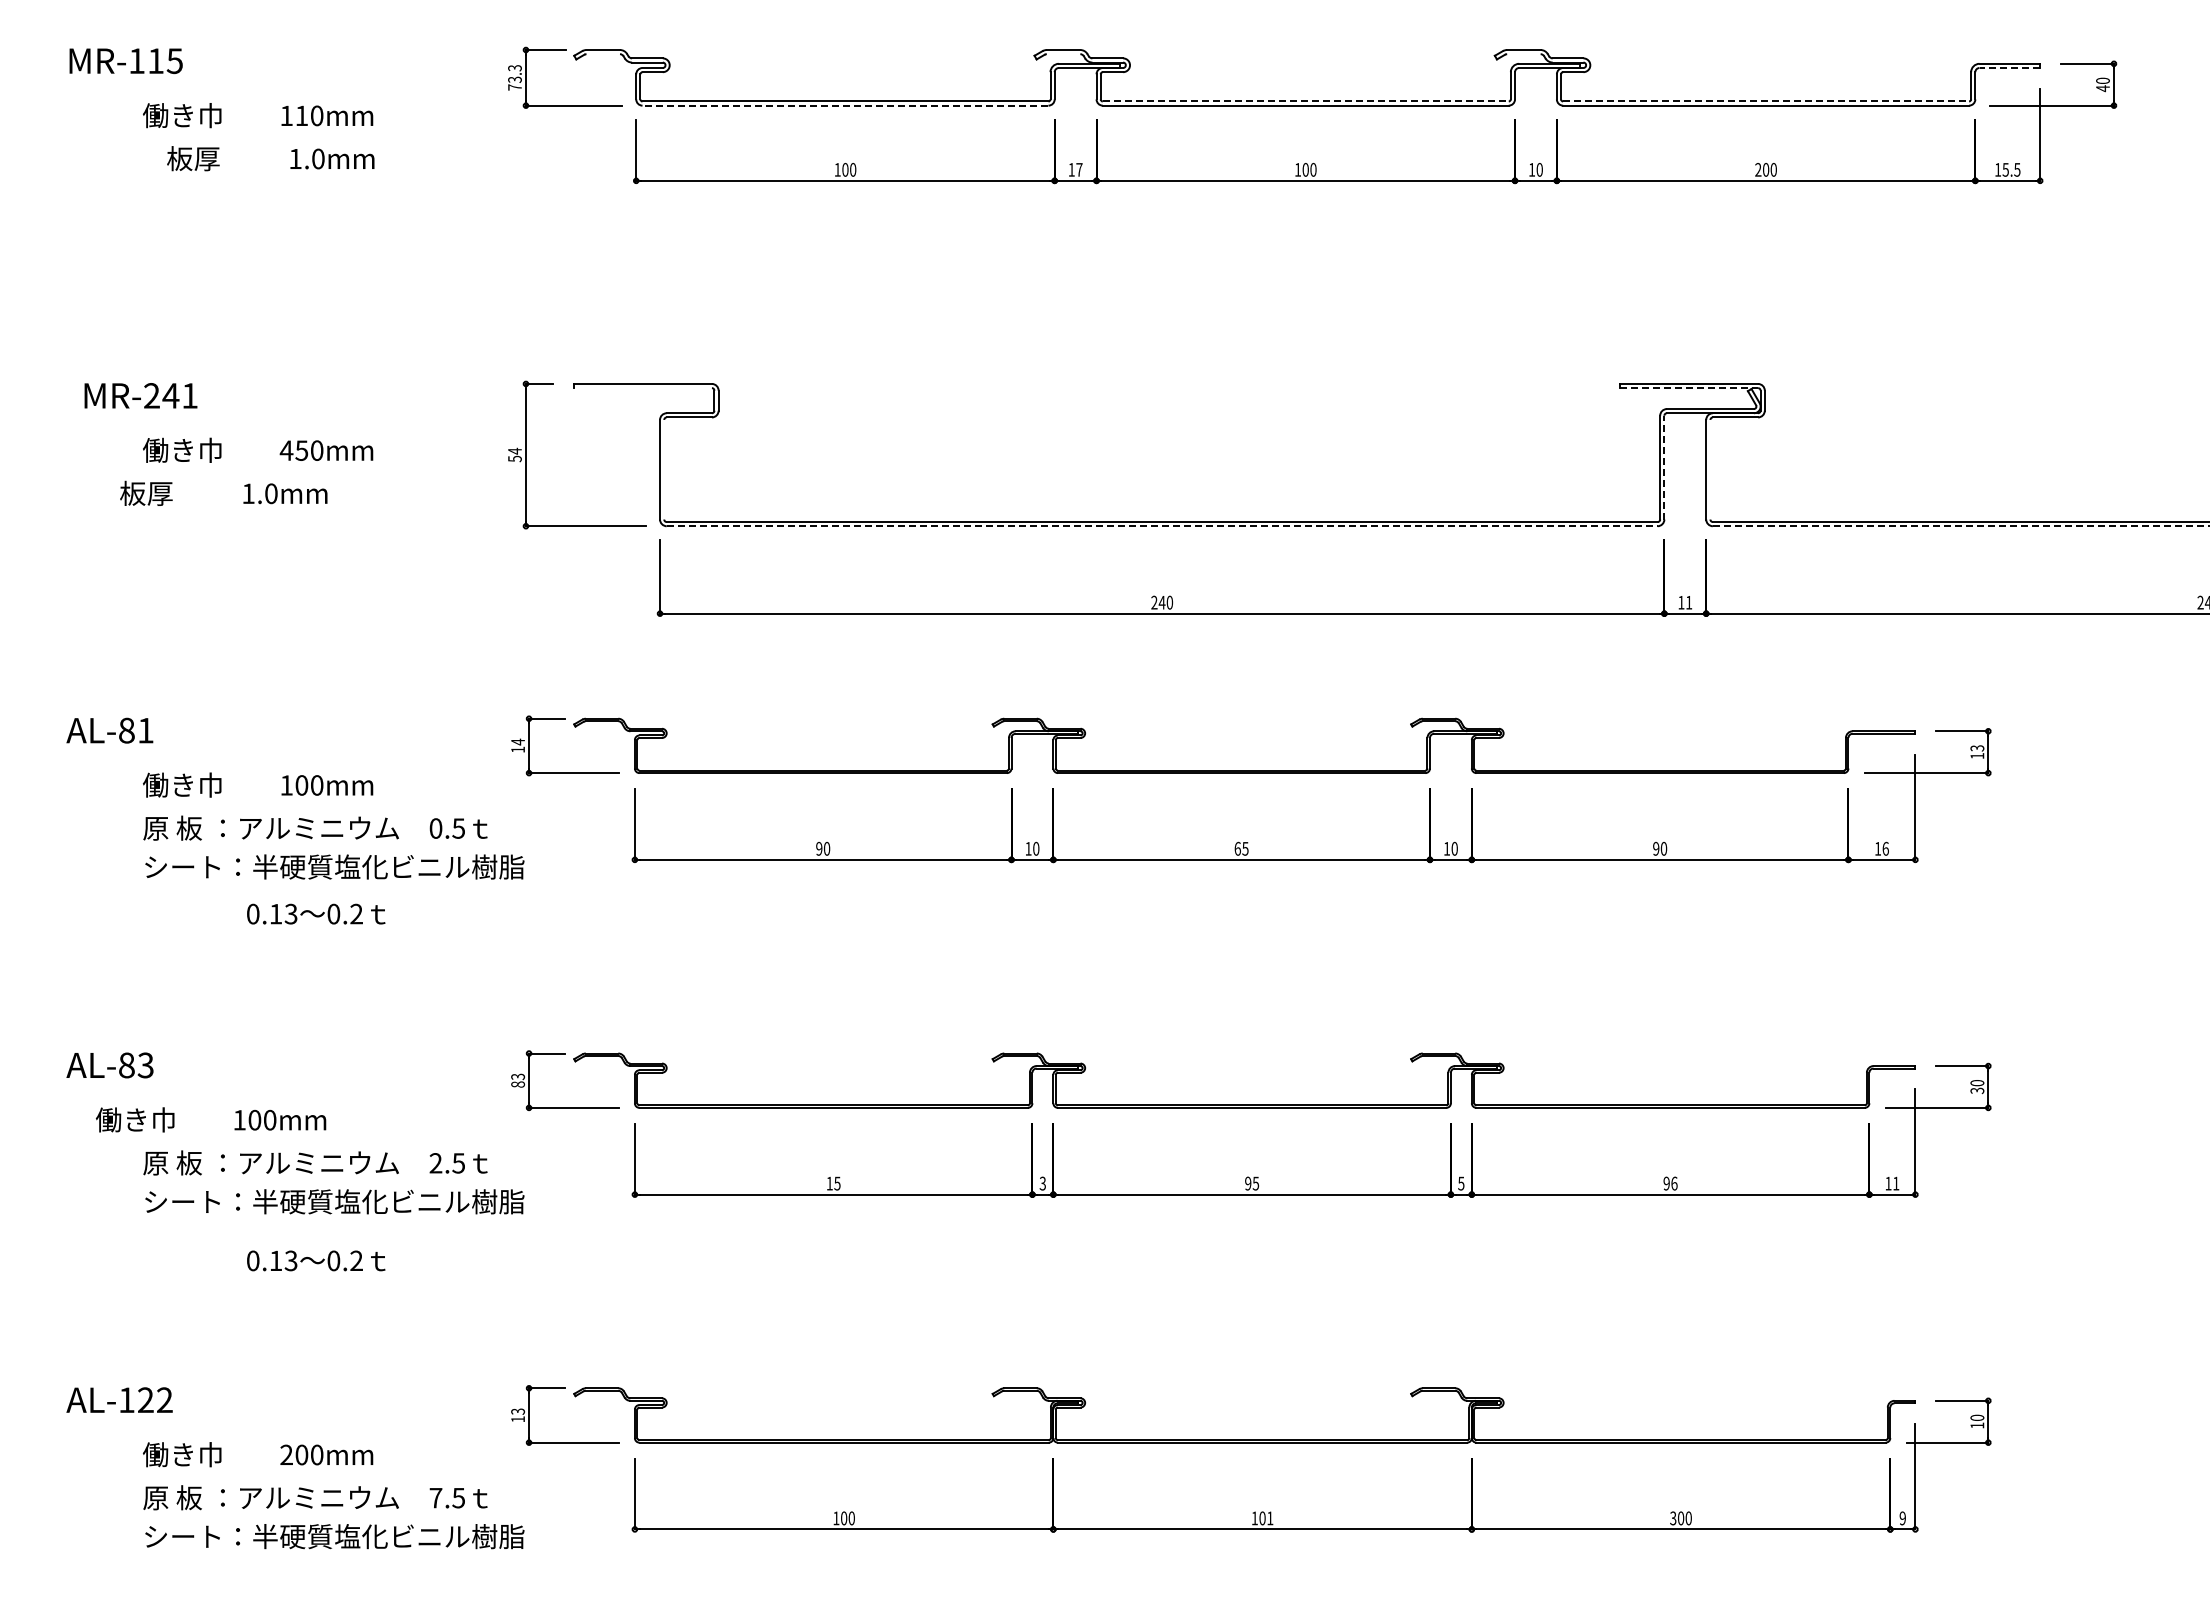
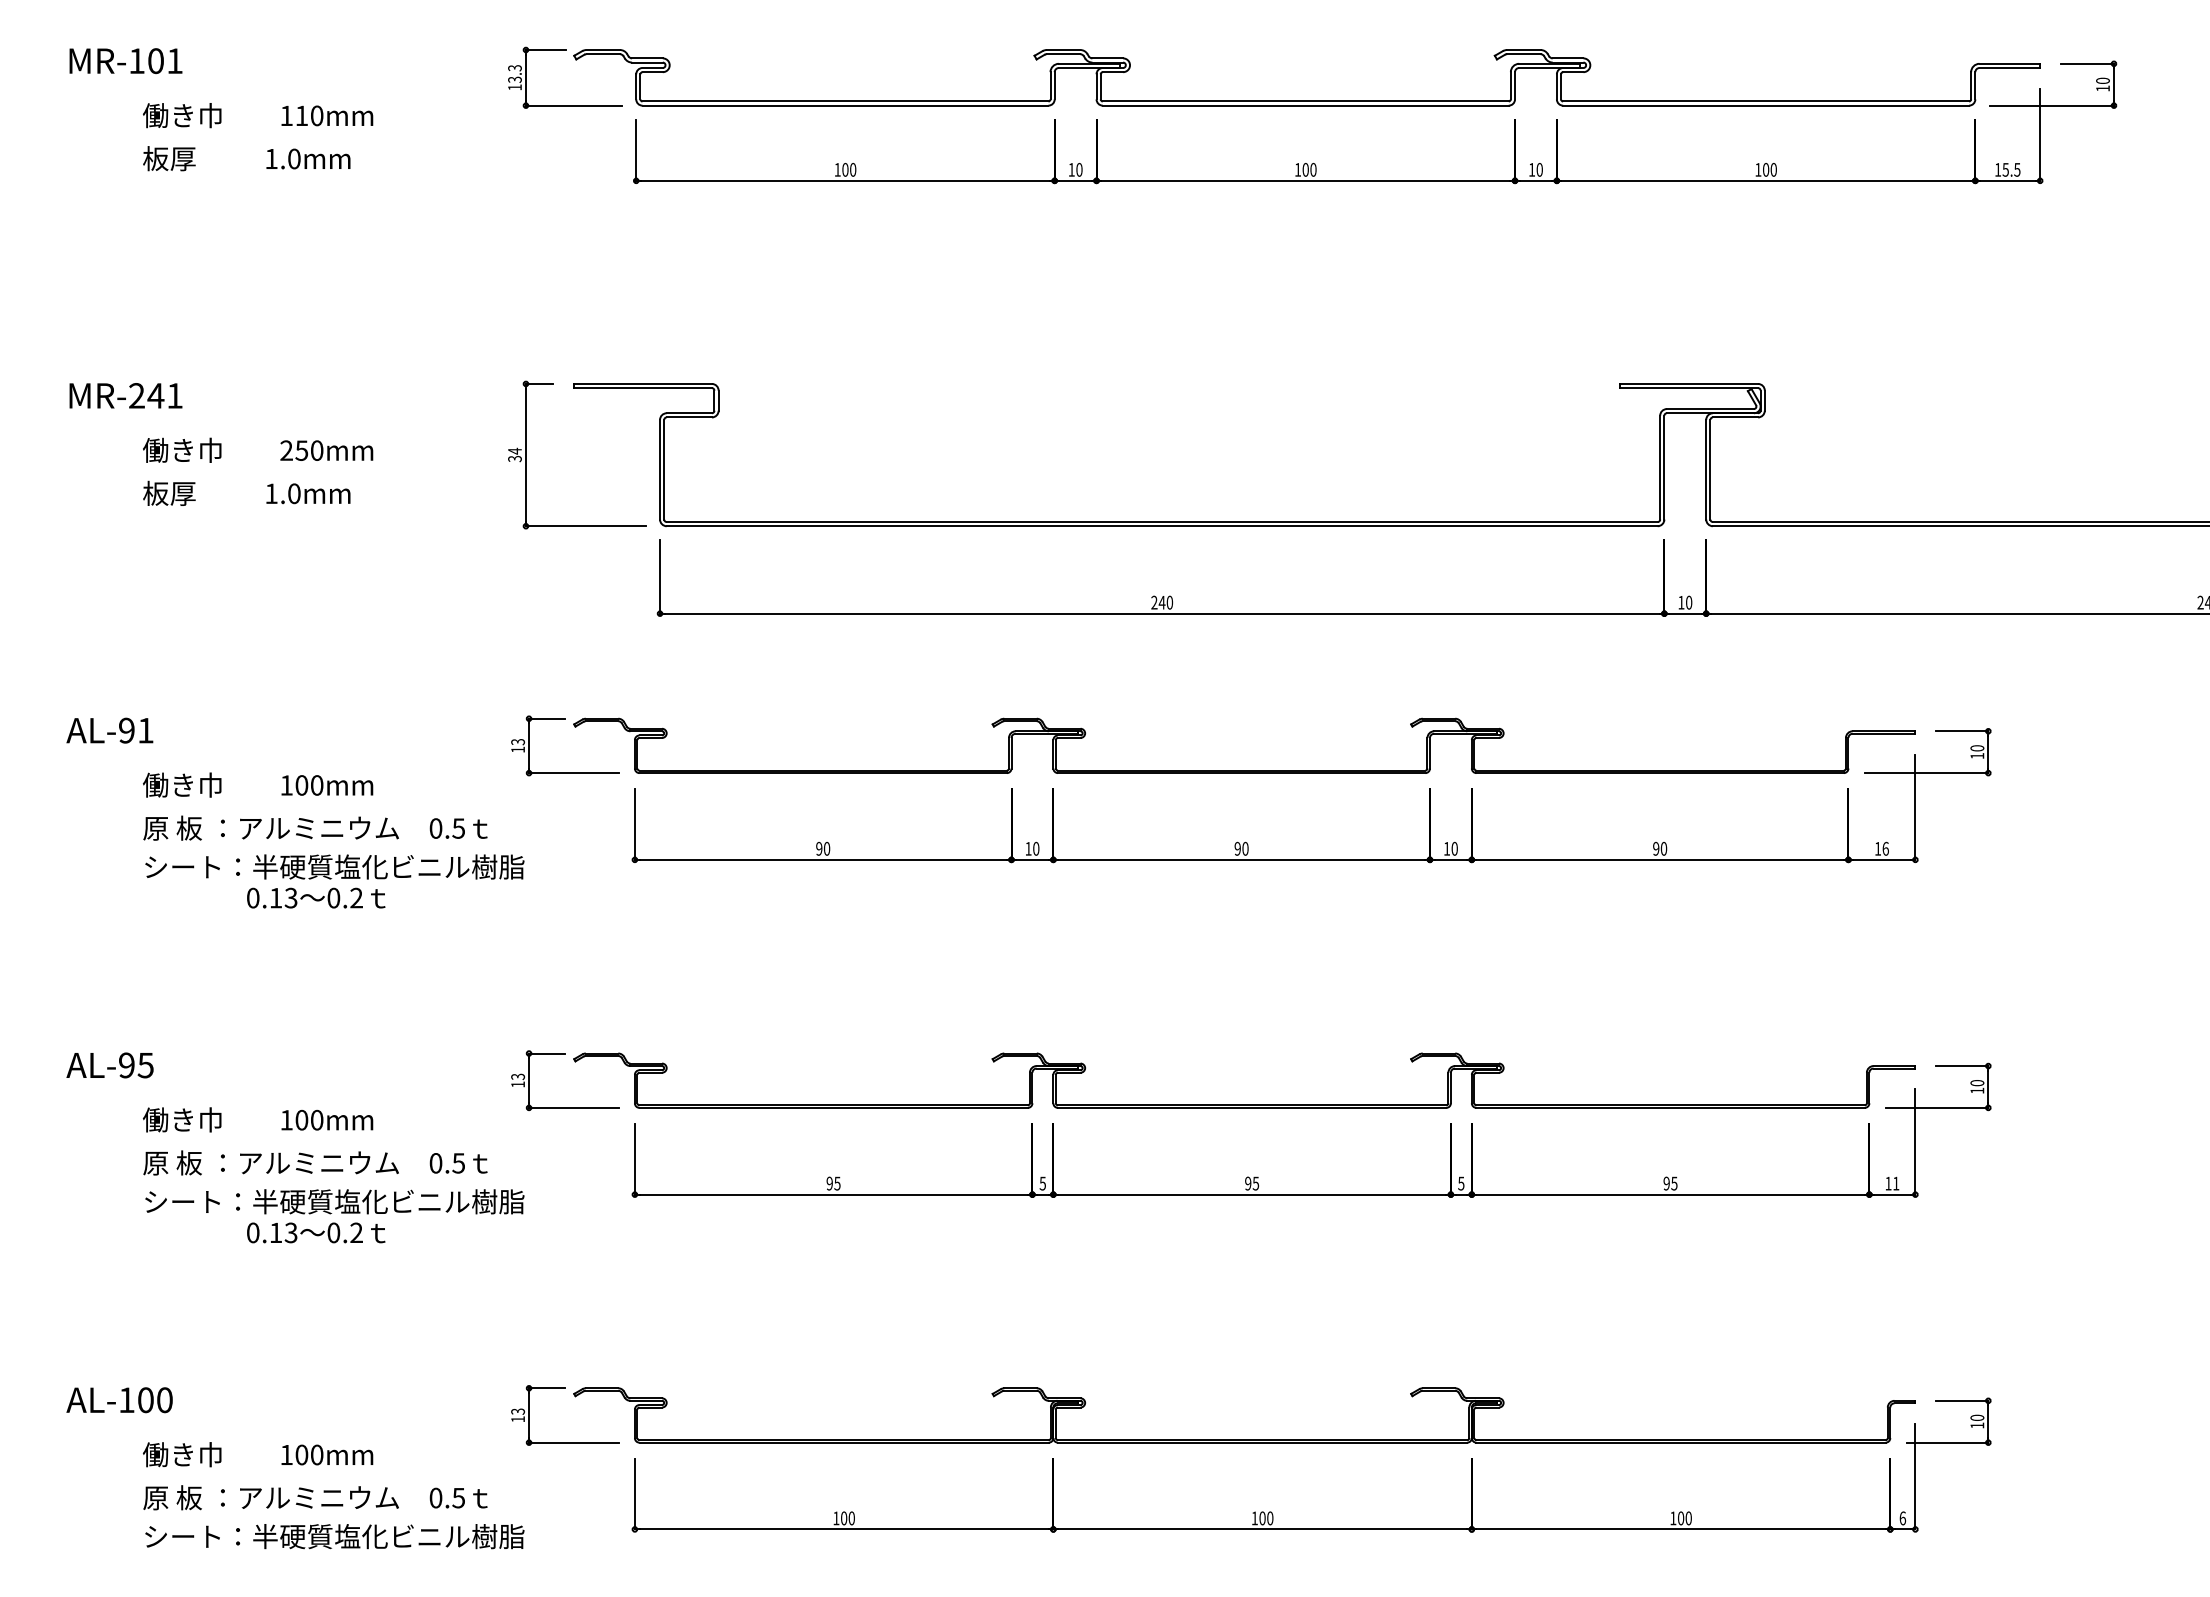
line: none -> present (603, 54)
line: none -> present (1063, 54)
line: none -> present (1523, 54)
text: MR-115 -> MR-101 (165, 61)
line: dashed -> solid (2009, 68)
text: 73.3 -> 13.3 (514, 87)
text: 40 -> 10 (2102, 88)
line: dashed -> solid (1305, 101)
line: dashed -> solid (1766, 101)
line: dashed -> solid (845, 105)
text position: (270, 158) -> (246, 158) (246, 158)
text: 17 -> 10 (1079, 169)
text: 200 -> 100 (1758, 169)
line: none -> present (642, 388)
line: dashed -> solid (1689, 388)
text position: (140, 395) -> (125, 395) (125, 395)
text: 450mm -> 250mm (286, 450)
text: 54 -> 34 (514, 458)
line: dashed -> solid (1664, 467)
line: none -> present (664, 469)
line: none -> present (1710, 469)
text position: (223, 492) -> (246, 492) (246, 492)
line: dashed -> solid (1162, 526)
line: dashed -> solid (1961, 526)
text: 11 -> 10 (1689, 602)
text: AL-81 -> AL-91 (126, 730)
text: 14 -> 13 (518, 741)
text: 13 -> 10 (1977, 748)
text: 65 -> 90 (1241, 848)
text position: (316, 913) -> (316, 897) (316, 897)
text: AL-83 -> AL-95 (136, 1065)
text: 83 -> 13 (518, 1084)
text: 30 -> 10 (1977, 1090)
text position: (211, 1119) -> (258, 1119) (258, 1119)
text: 2.5 -> 0.5 (435, 1163)
text: 3 -> 5 (1042, 1182)
text: 15 -> 95 (829, 1183)
text: 96 -> 95 (1674, 1183)
text position: (316, 1260) -> (316, 1232) (316, 1232)
text: AL-122 -> AL-100 (155, 1400)
text: 200mm -> 100mm (286, 1454)
text: 7.5 -> 0.5 (435, 1497)
text: 101 -> 100 (1270, 1518)
text: 300 -> 100 (1673, 1518)
text: 9 -> 6 (1902, 1518)
